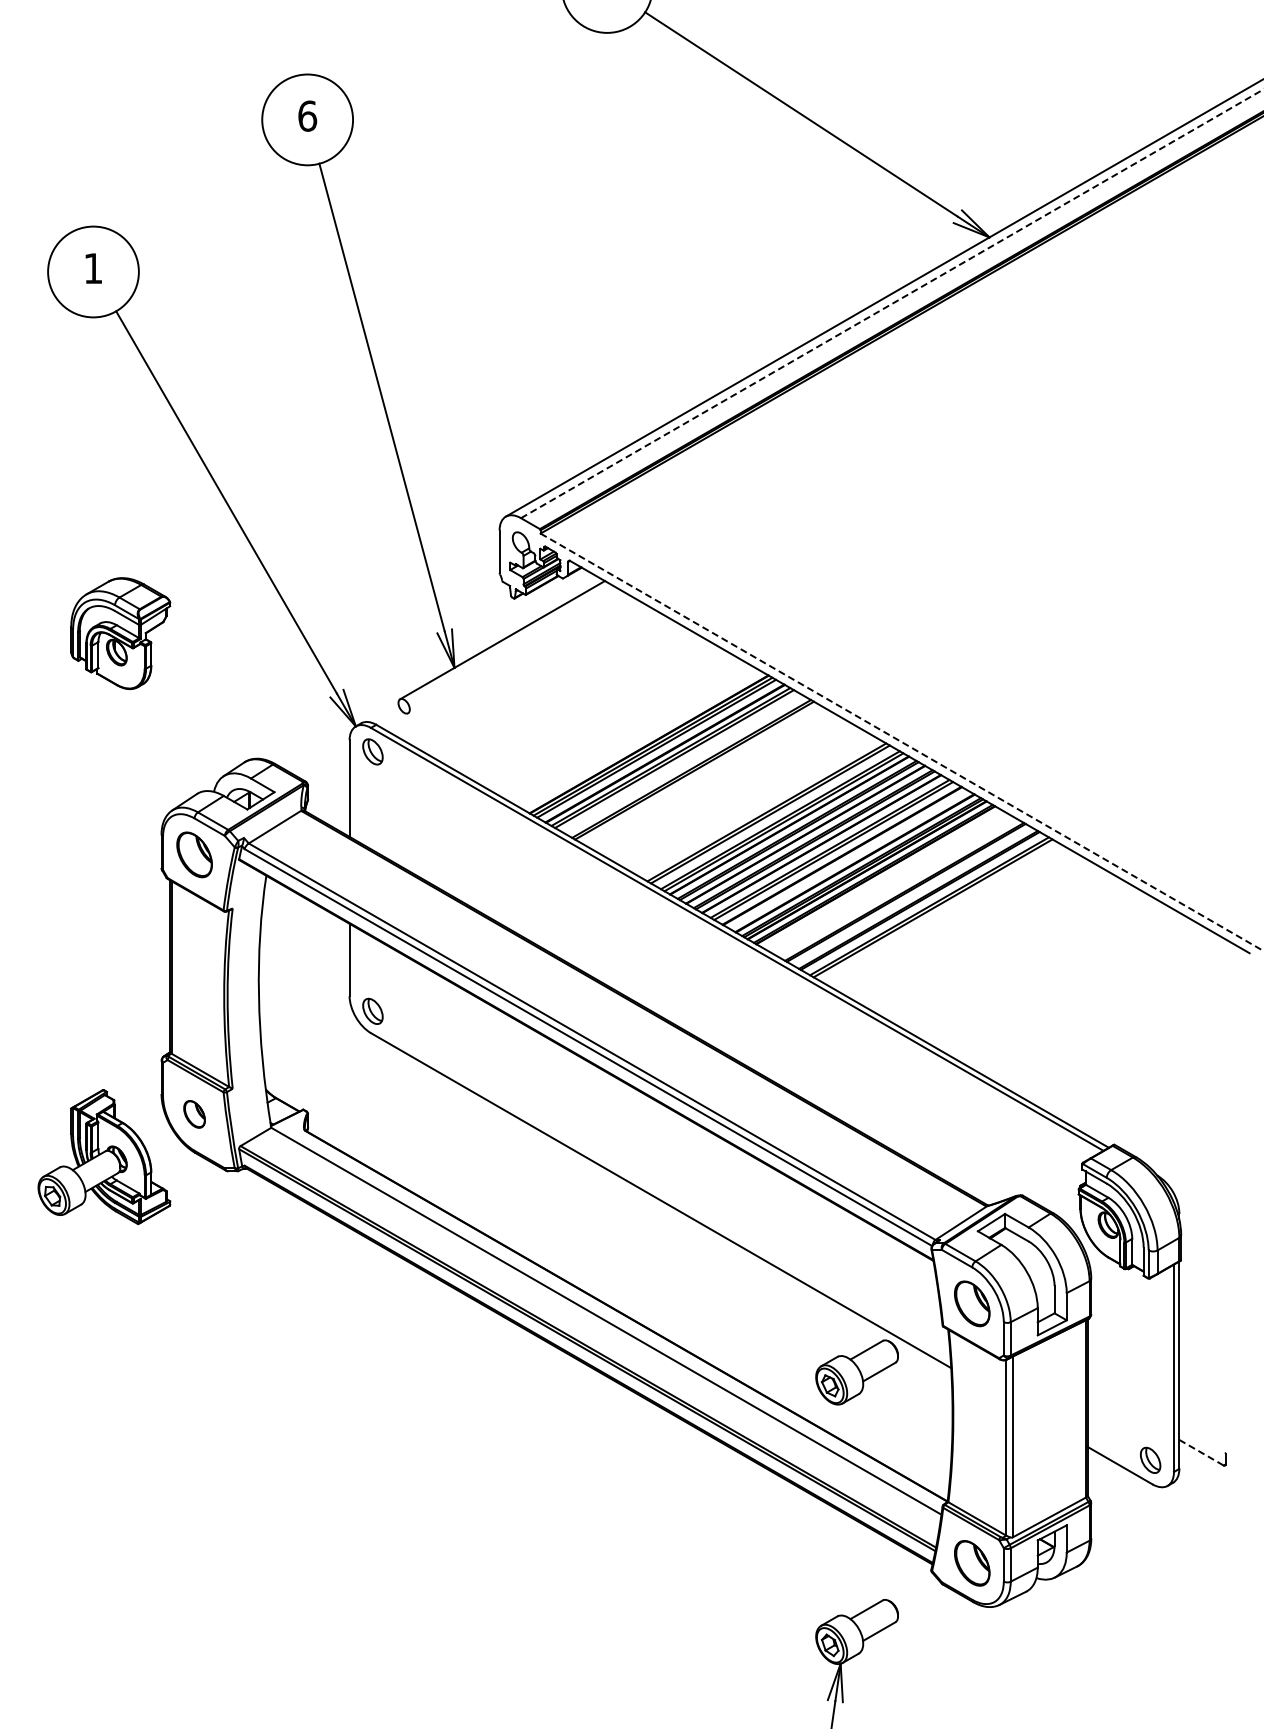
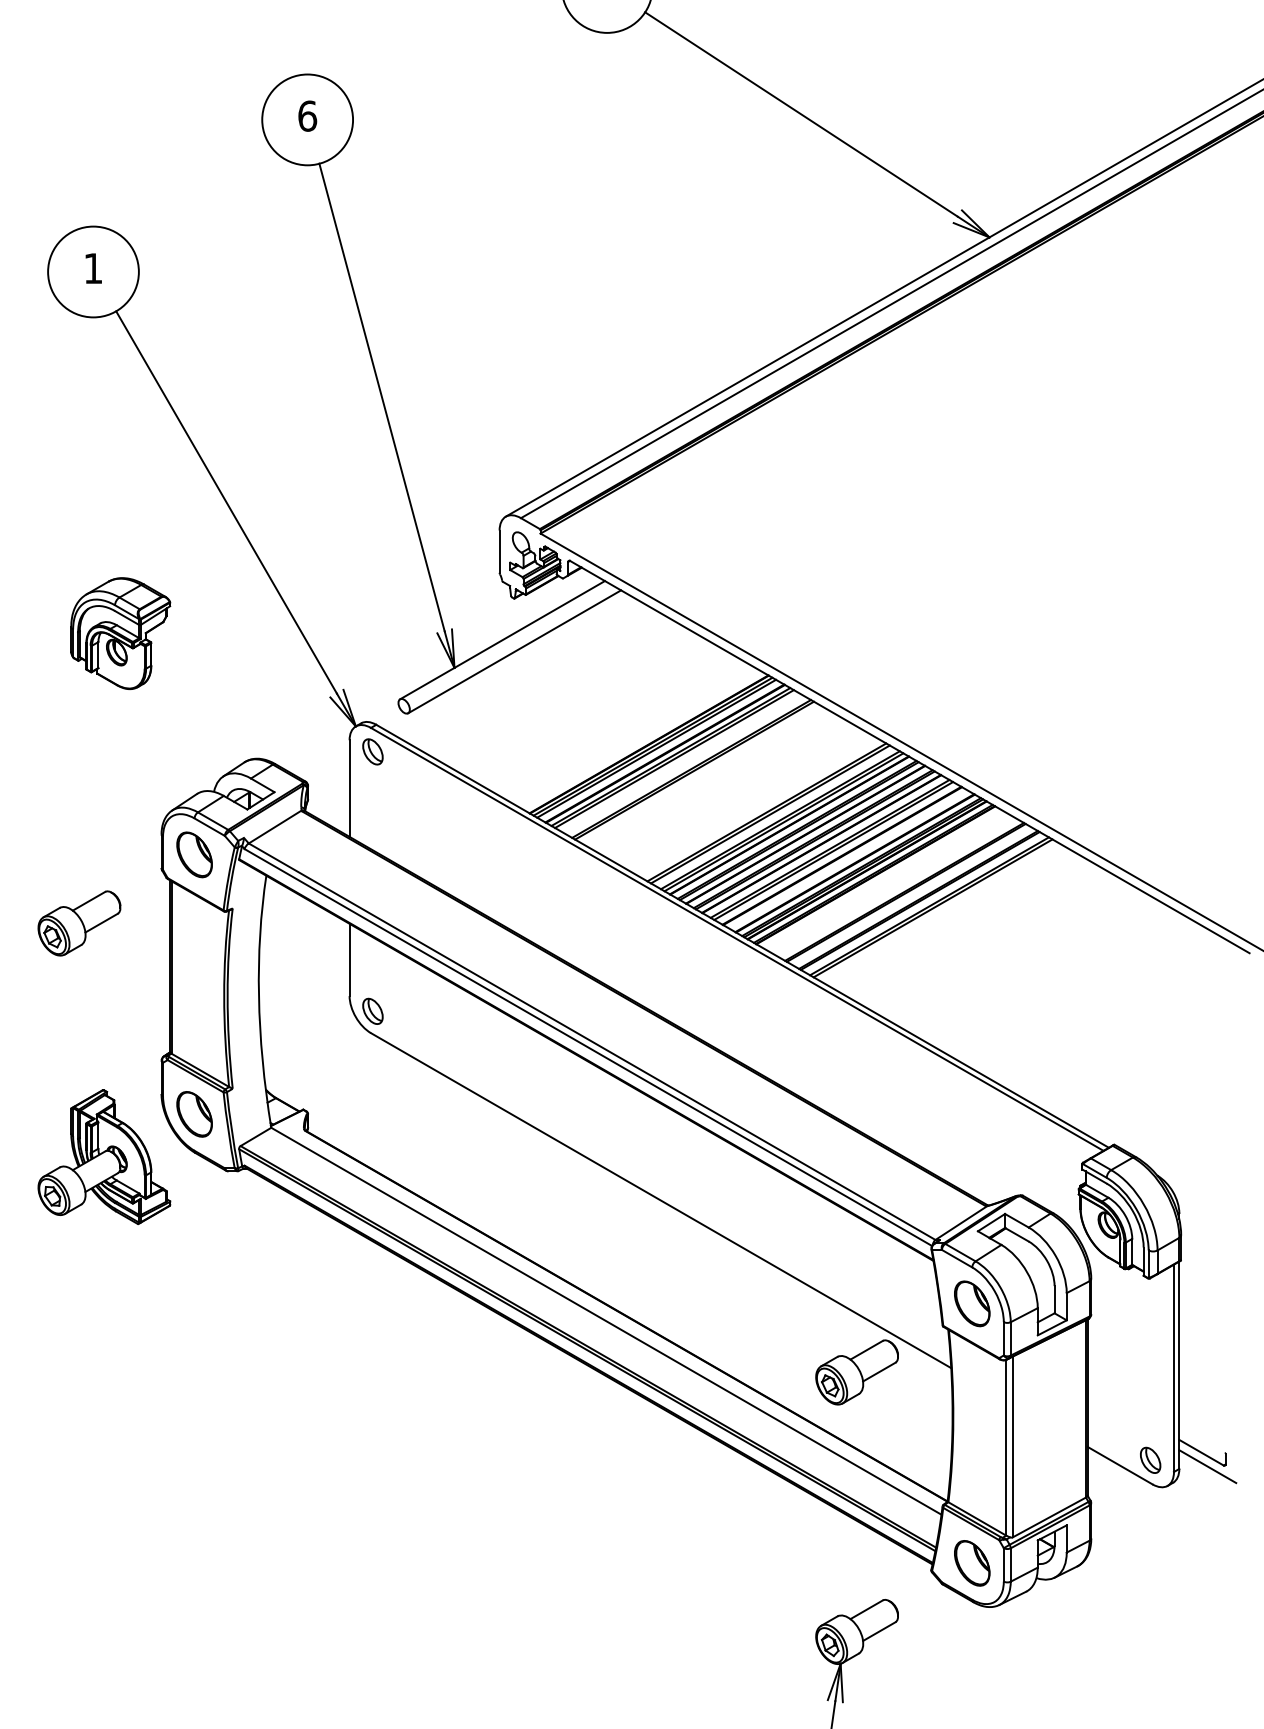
line: dashed -> solid (892, 303)
line: none -> present (514, 651)
line: dashed -> solid (902, 742)
part: none -> present (79, 923)
part size: 23x29 px -> 37x47 px (194, 1114)
line: dashed -> solid (1201, 1452)
line: none -> present (1207, 1466)
